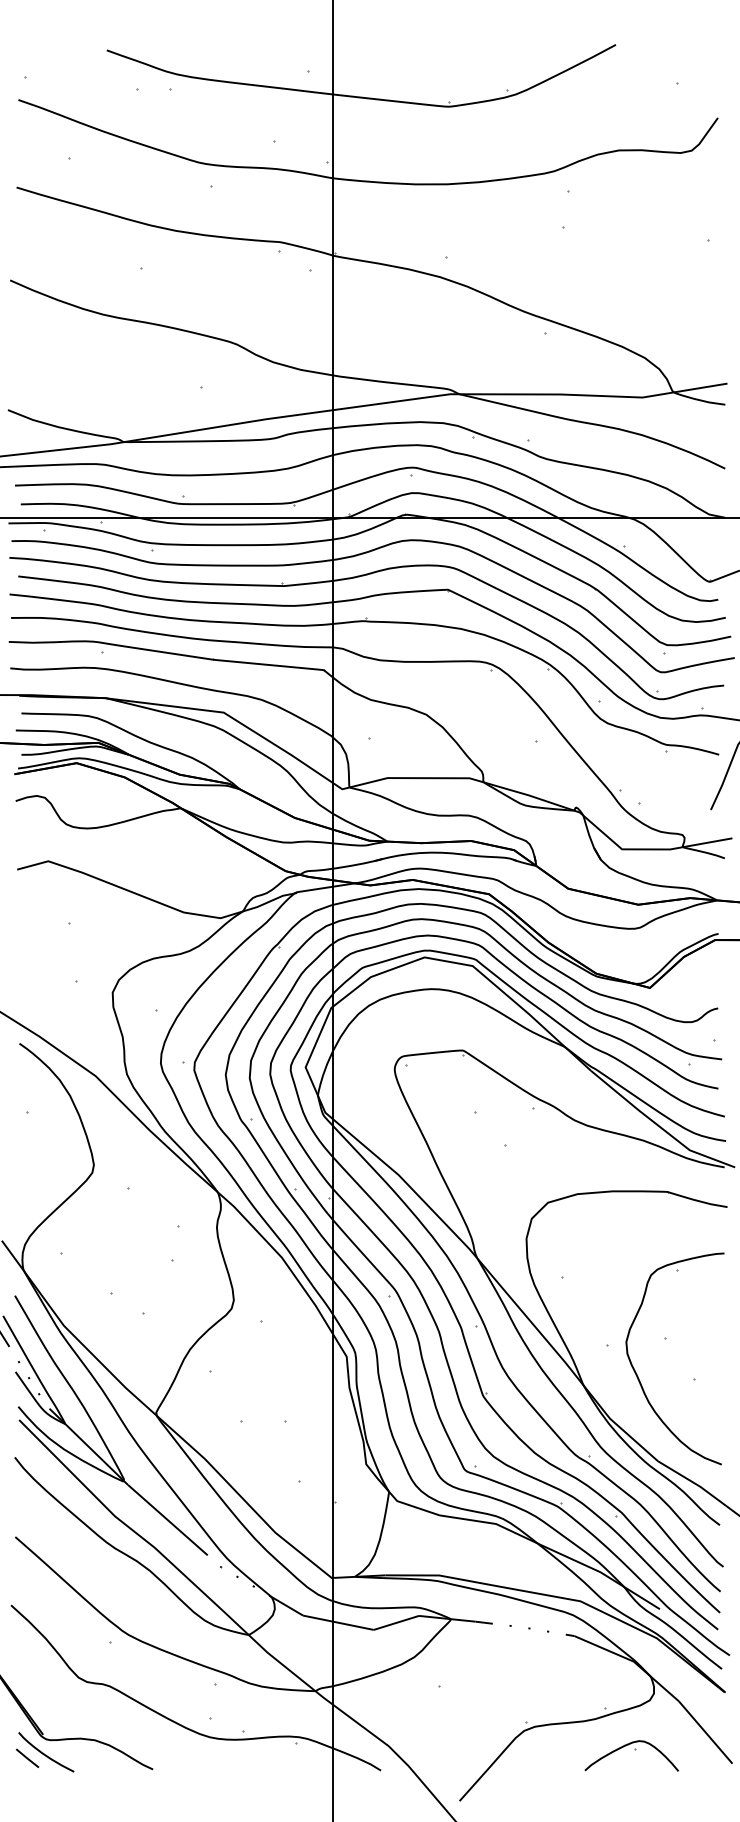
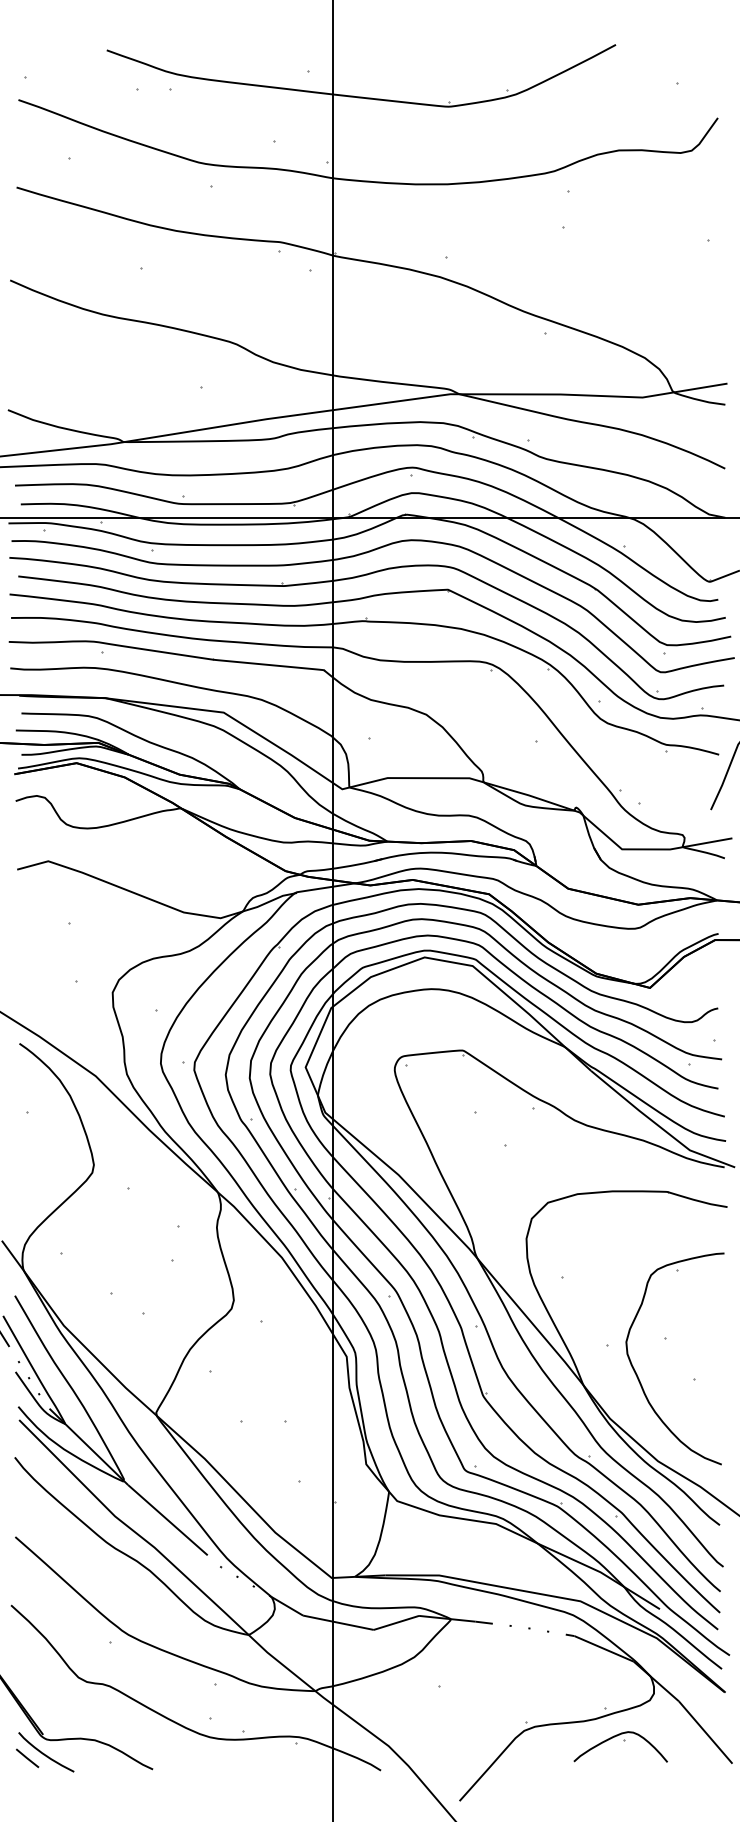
part position: (635, 1750) -> (624, 1741) (624, 1741)
